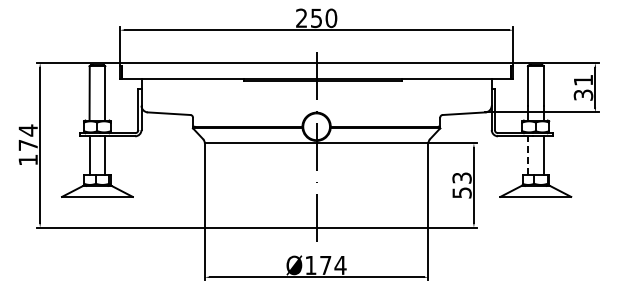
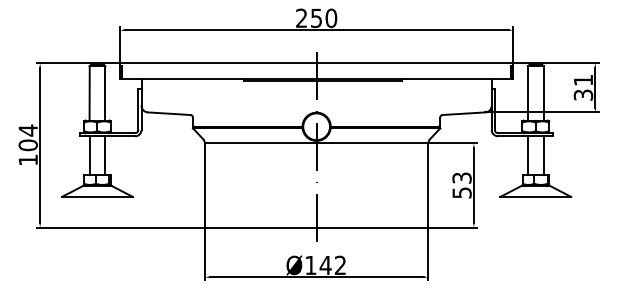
text: 174 -> 104 (27, 145)
line: dashed -> solid (527, 155)
text: Ø174 -> Ø142 (332, 264)
